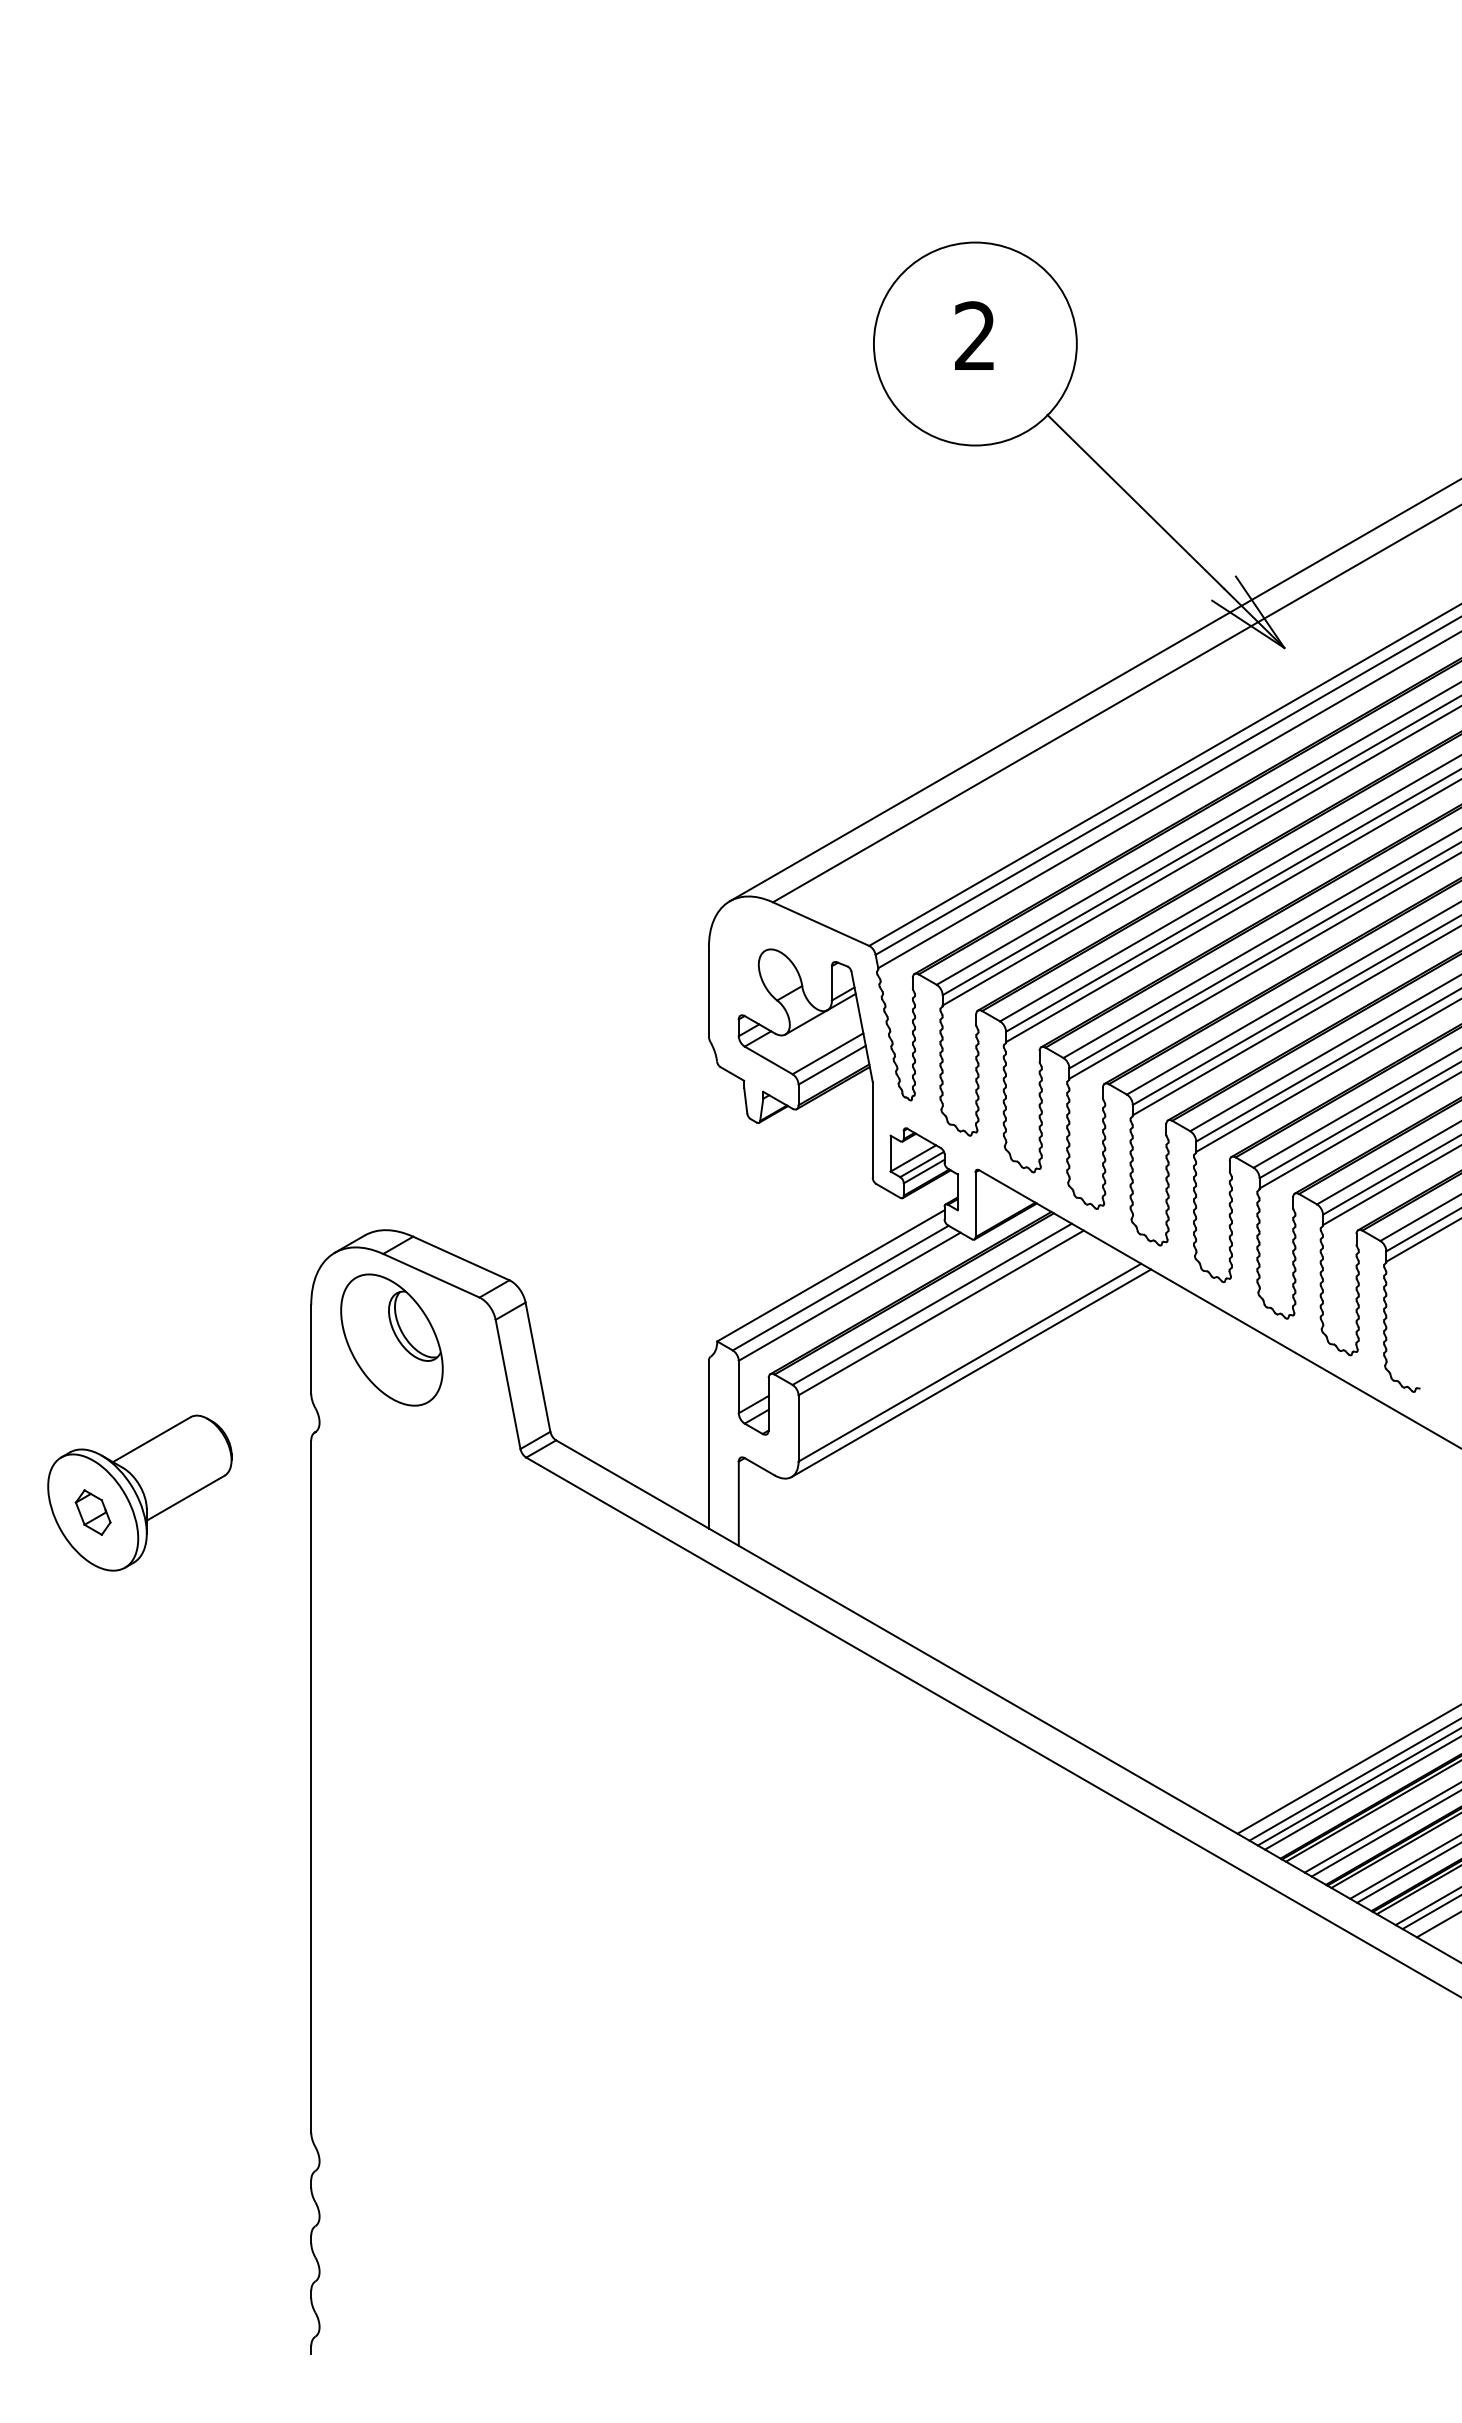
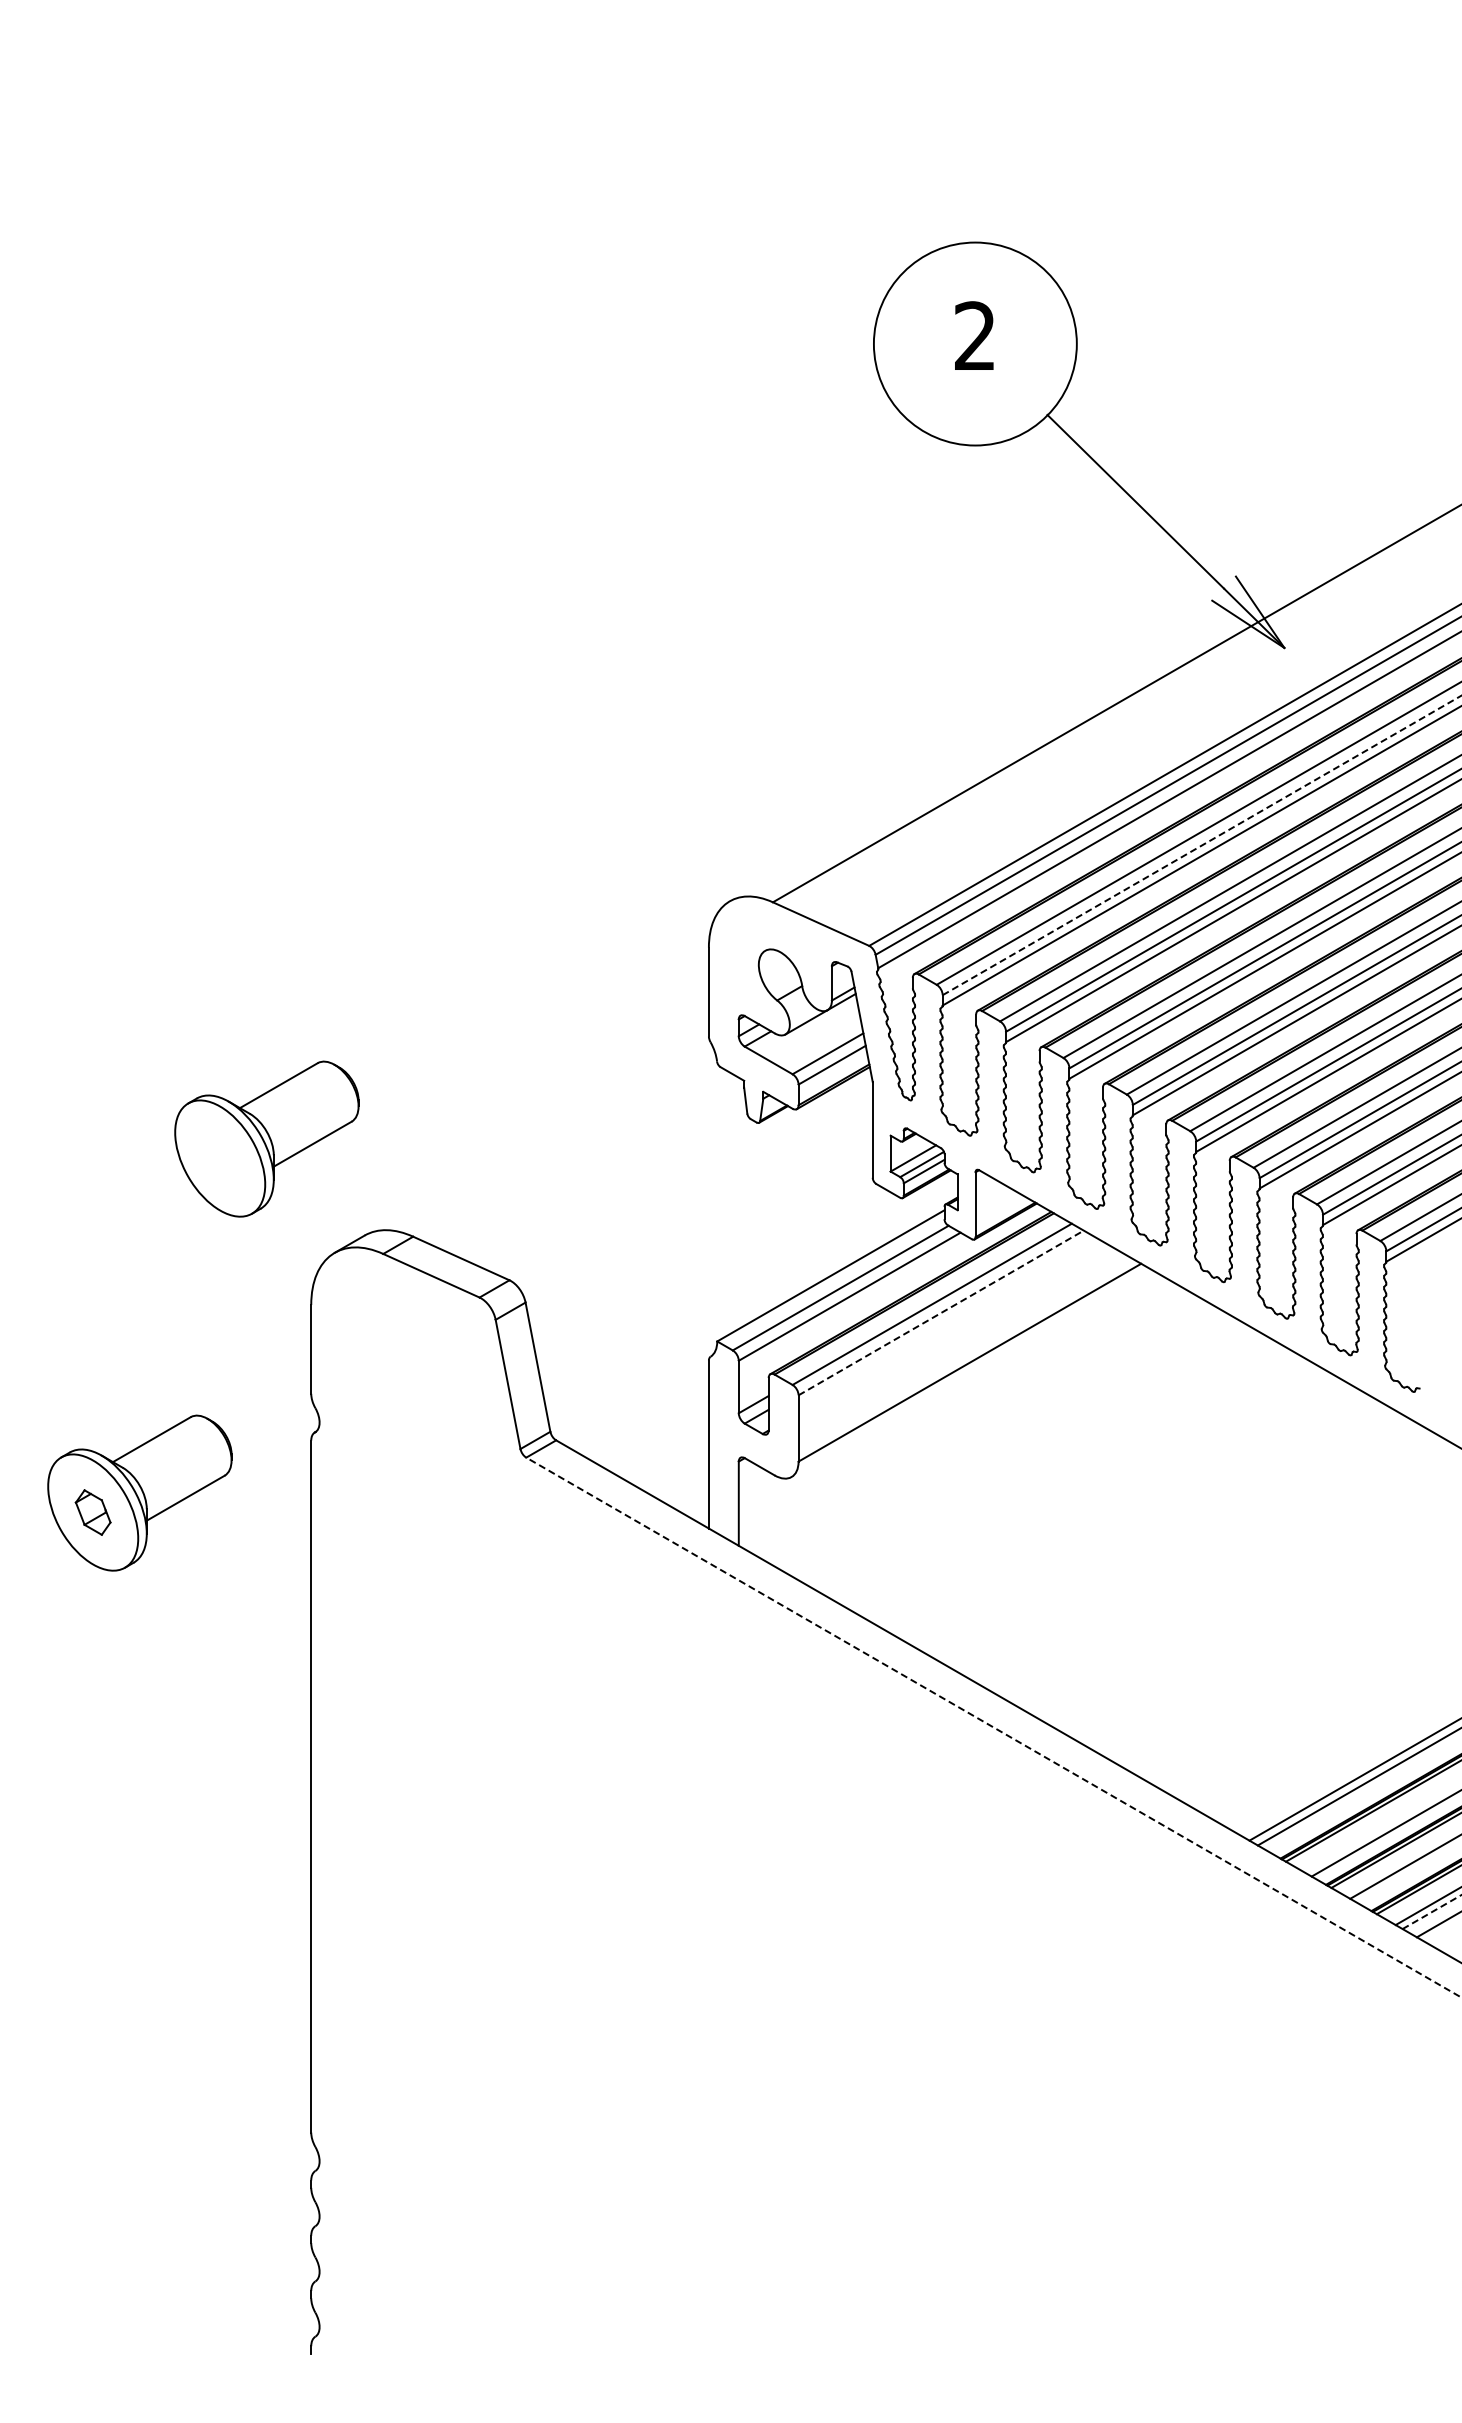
line: present -> none (1093, 690)
line: solid -> dashed (1202, 845)
part: none -> present (266, 1138)
line: solid -> dashed (941, 1312)
part: present -> none (391, 1339)
line: present -> none (971, 1373)
line: solid -> dashed (993, 1727)
line: present -> none (1347, 1769)
line: present -> none (1361, 1793)
line: present -> none (1381, 1828)
line: present -> none (1407, 1873)
line: solid -> dashed (1432, 1912)
